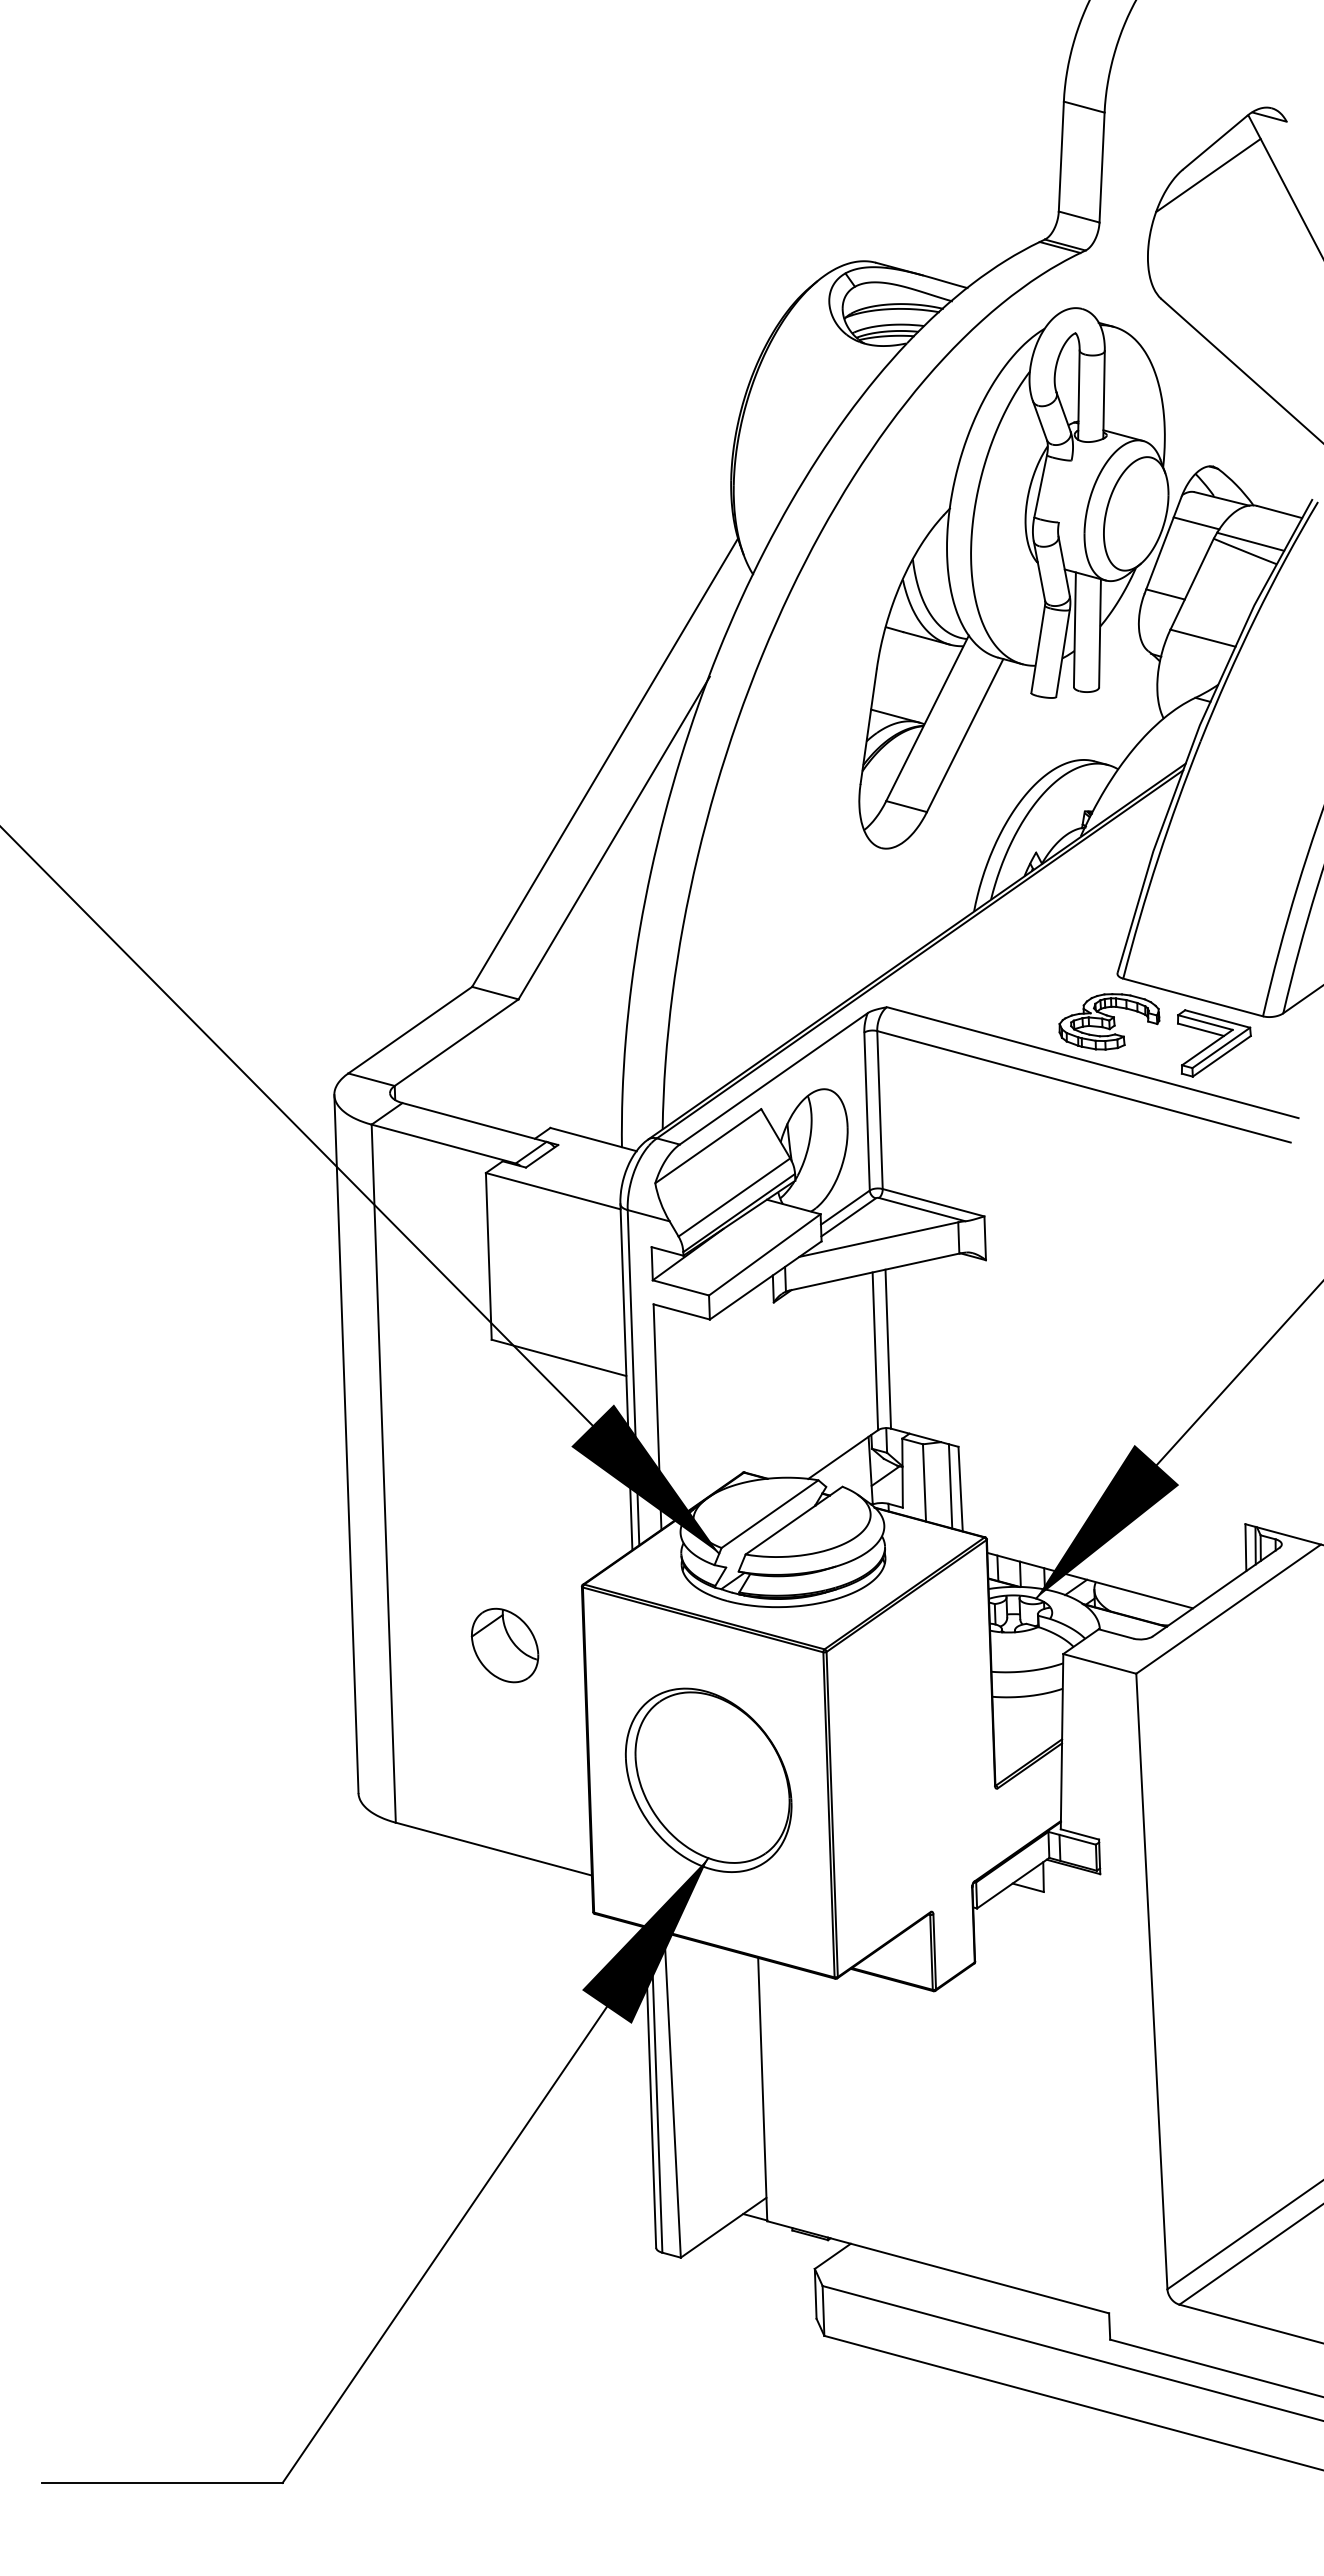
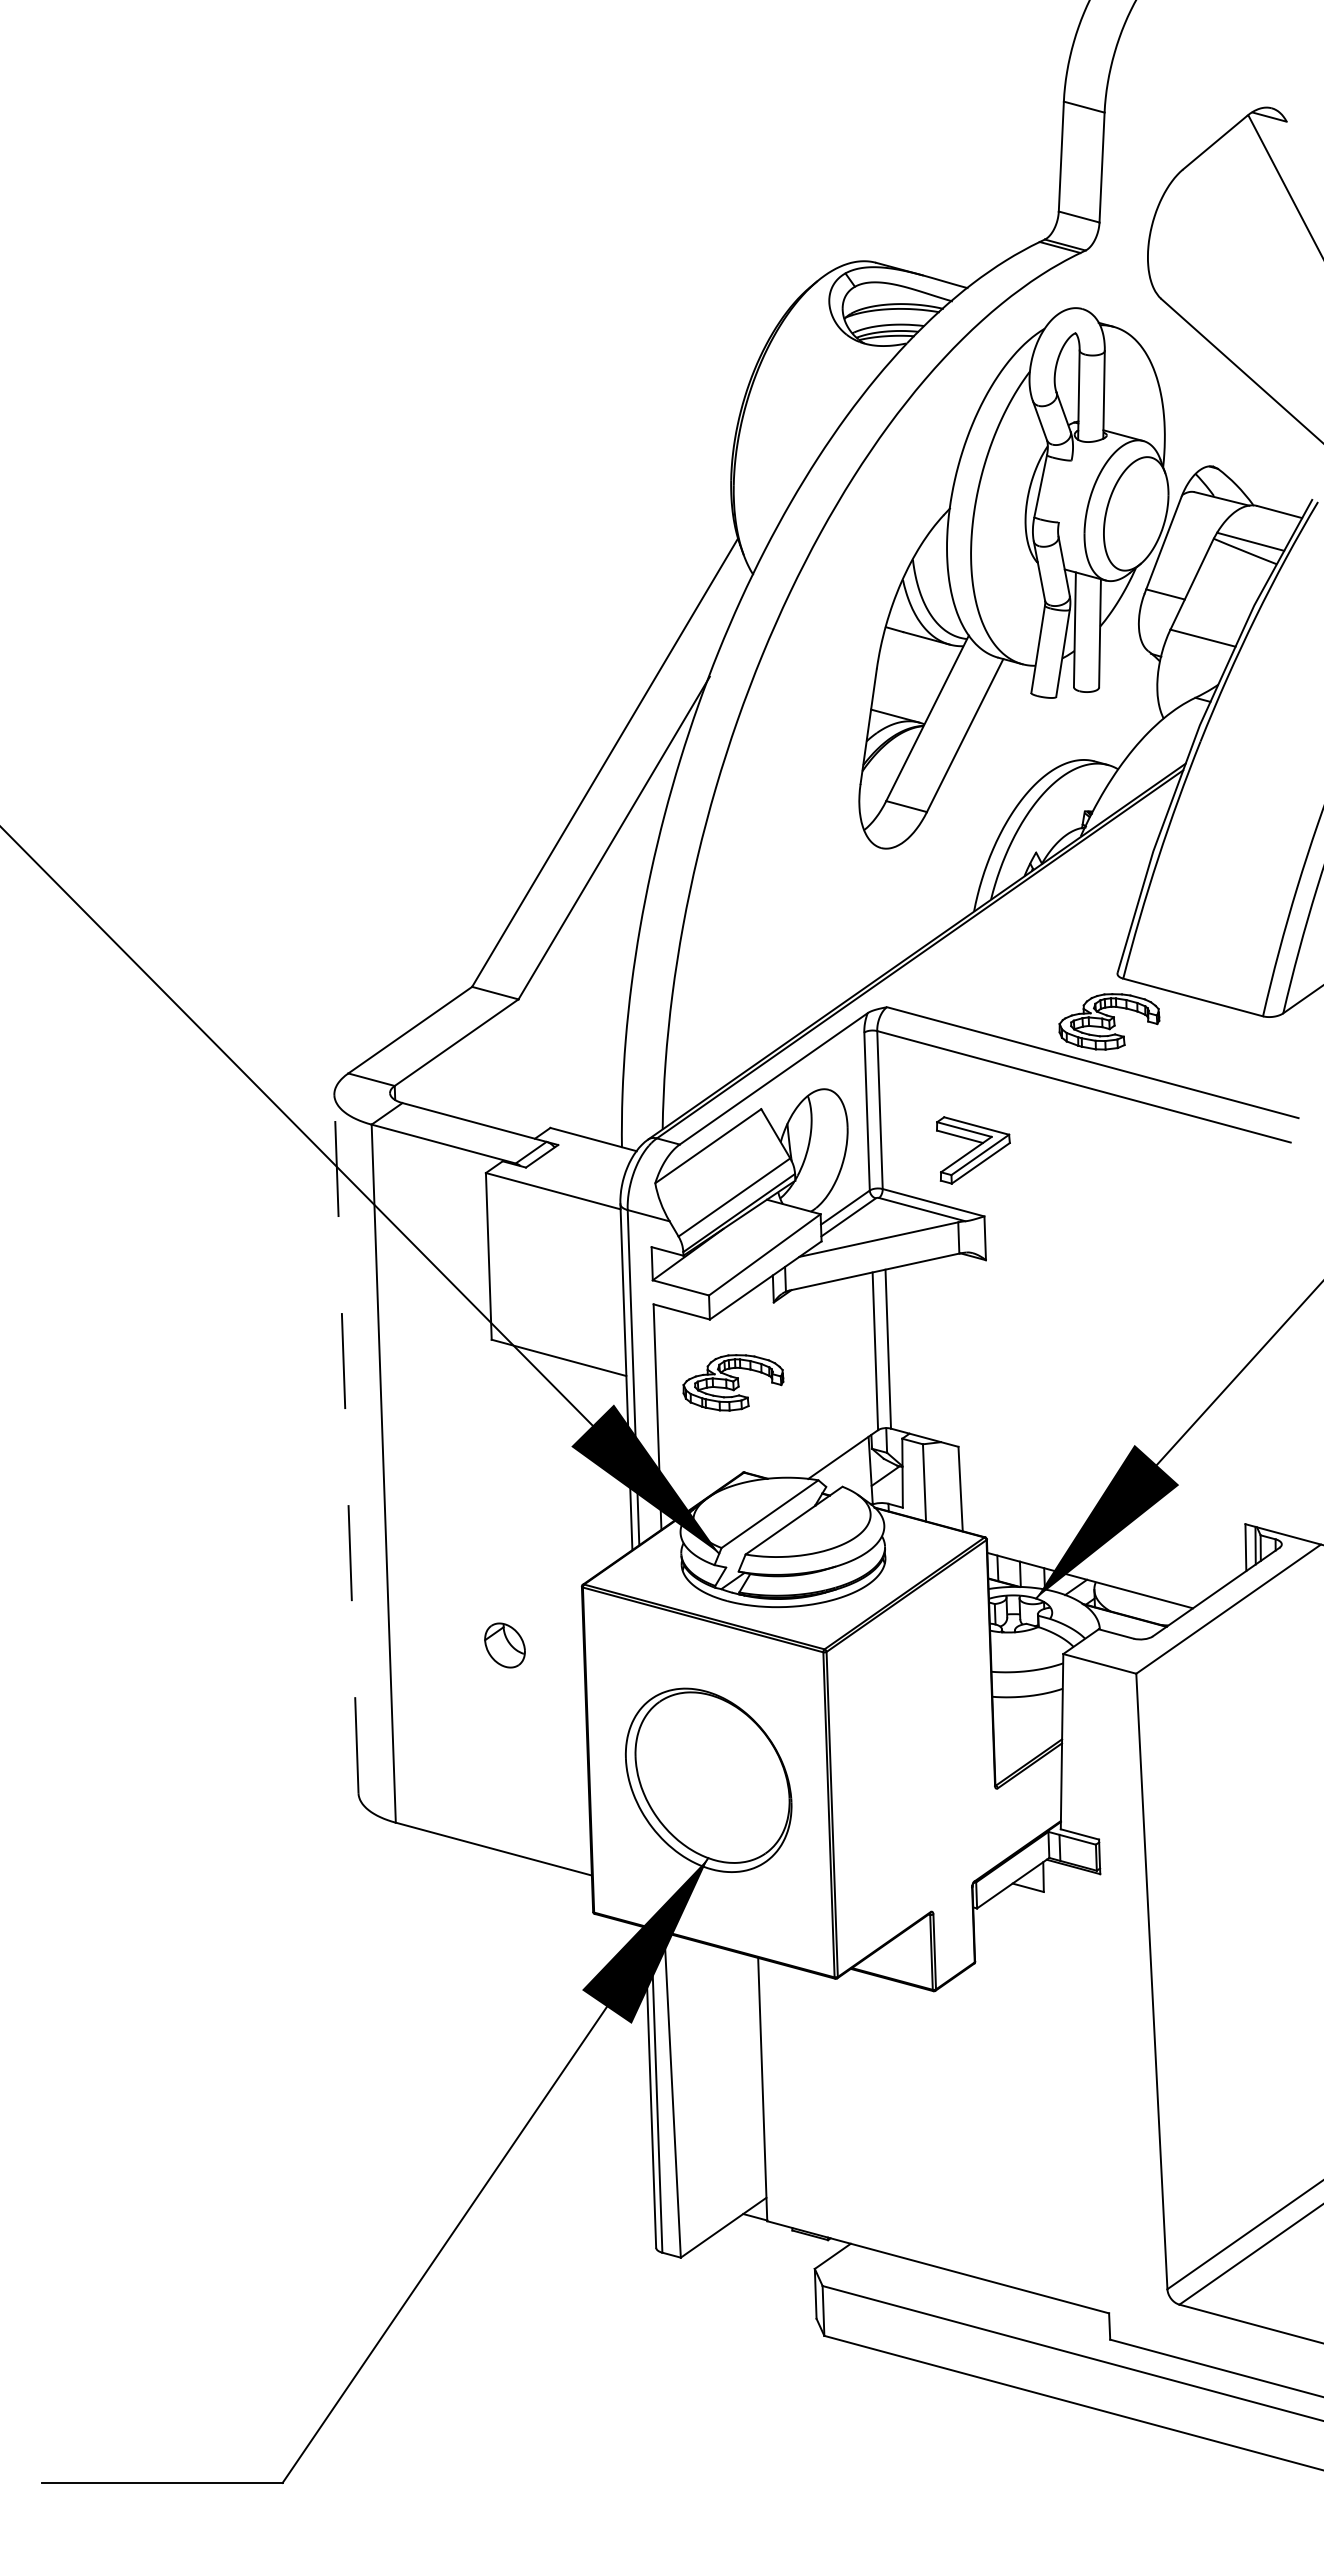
line: present -> none (1208, 174)
line: present -> none (1196, 523)
part position: (1214, 1043) -> (973, 1150) (973, 1150)
part: none -> present (733, 1382)
line: solid -> dashed (346, 1443)
line: present -> none (950, 1486)
part size: 70x77 px -> 42x47 px (504, 1645)
